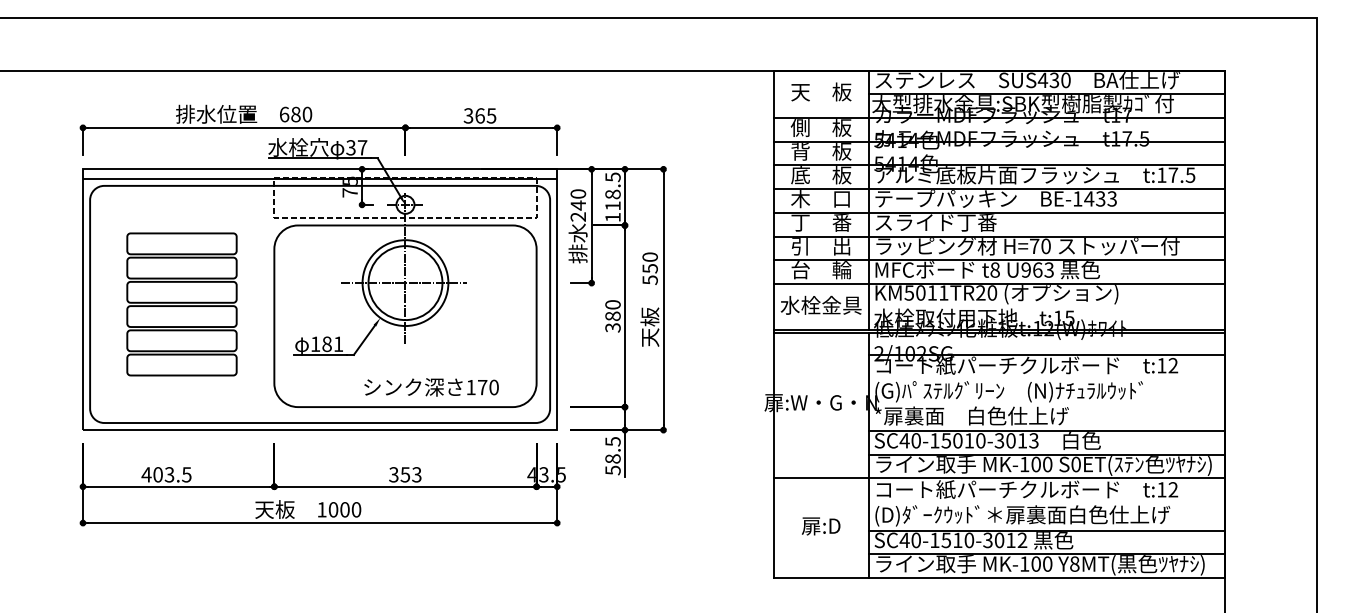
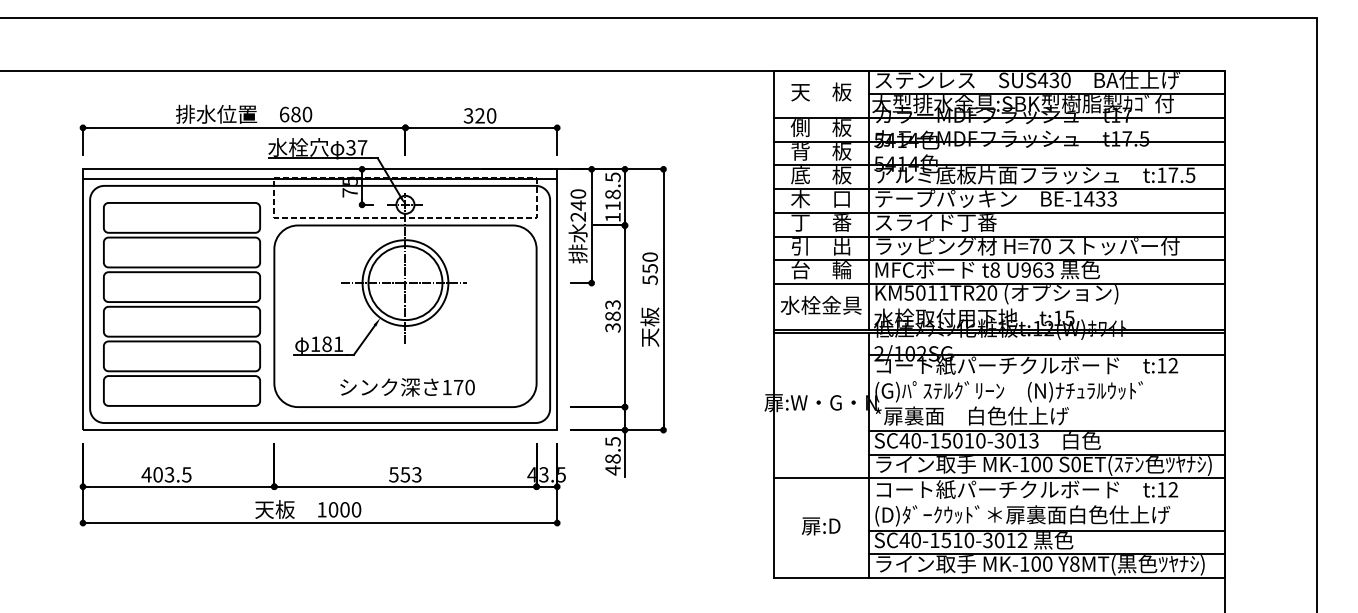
text: 365 -> 320 (485, 115)
part size: 112x145 px -> 158x205 px (181, 304)
text: 380 -> 383 (612, 304)
text position: (431, 387) -> (407, 387) (407, 387)
text: 58.5 -> 48.5 (612, 470)
text: 353 -> 553 (393, 474)
